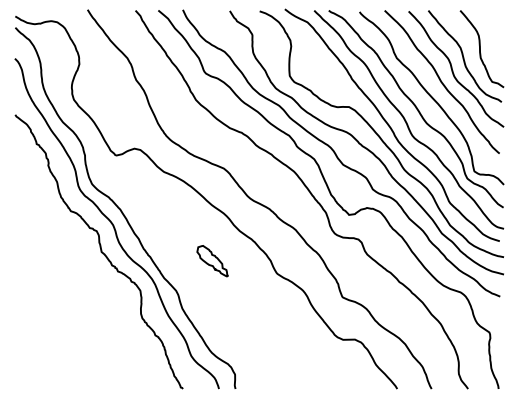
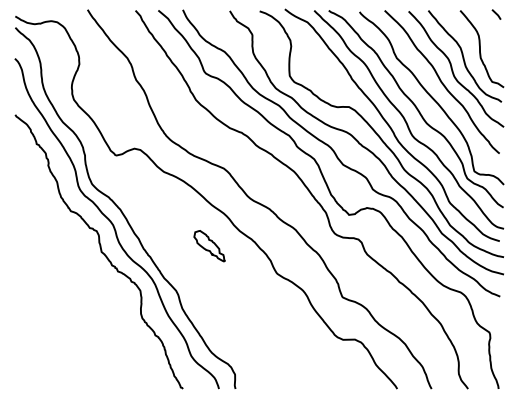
line: none -> present (496, 14)
part position: (212, 261) -> (209, 246) (209, 246)
